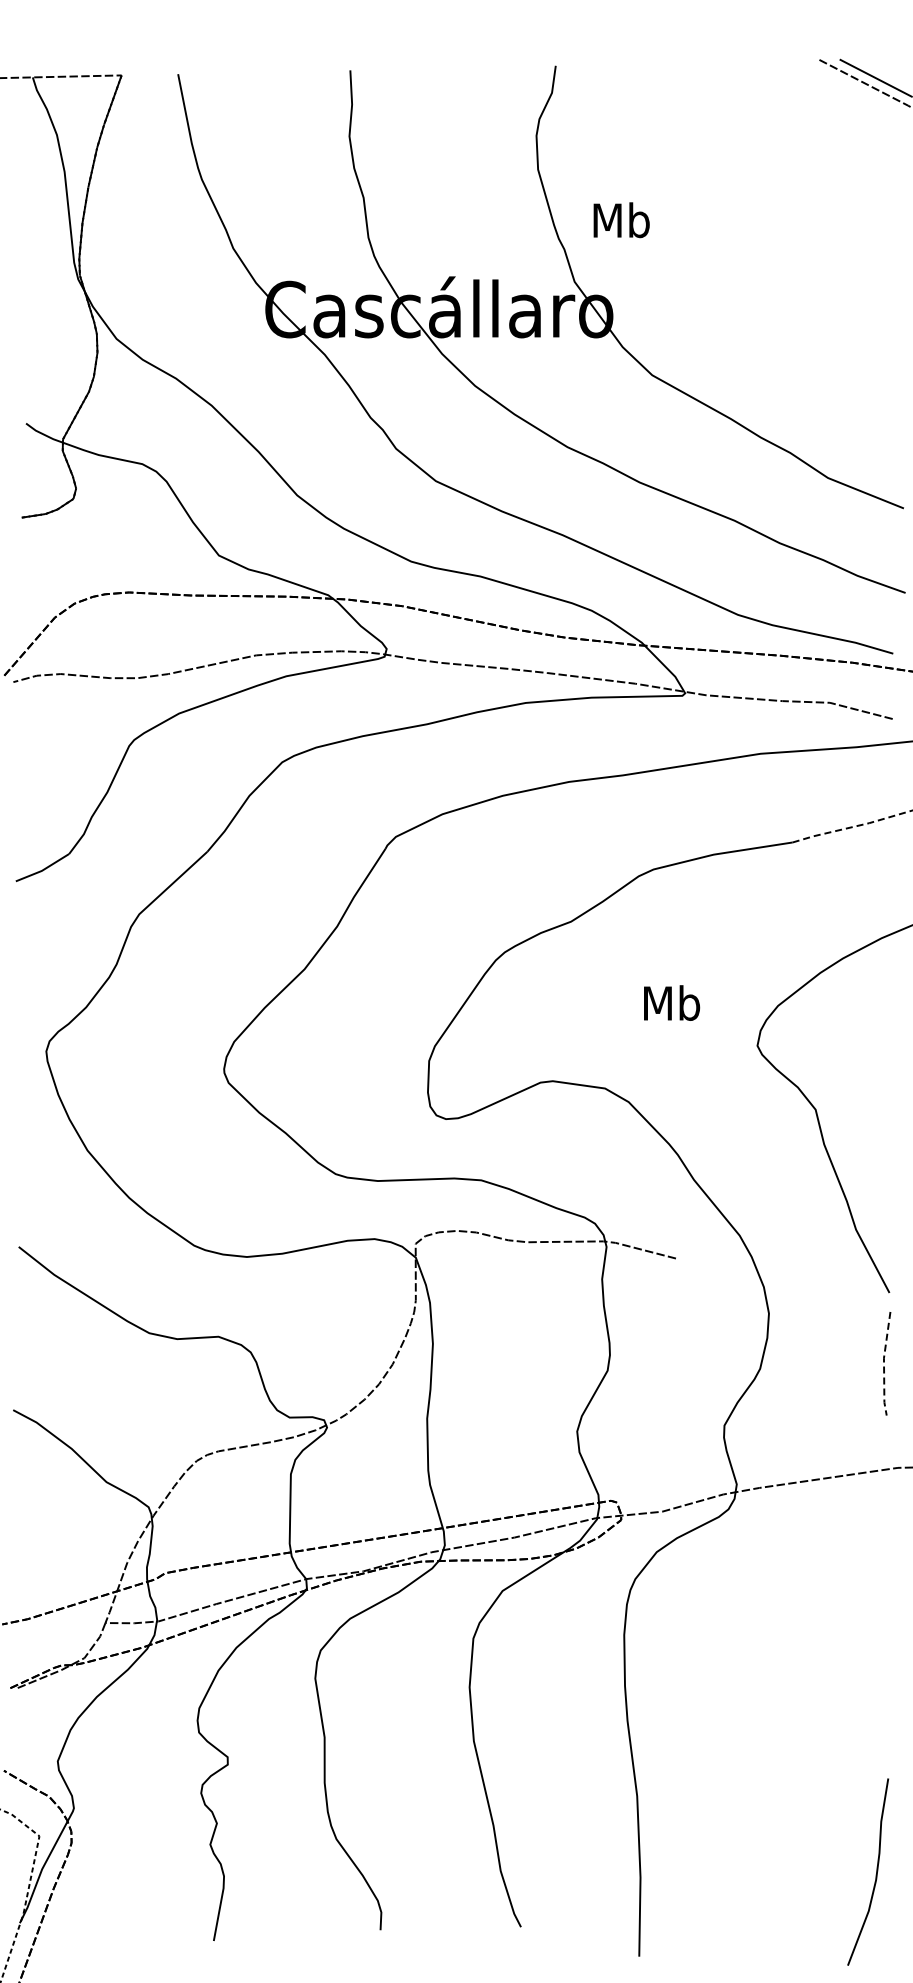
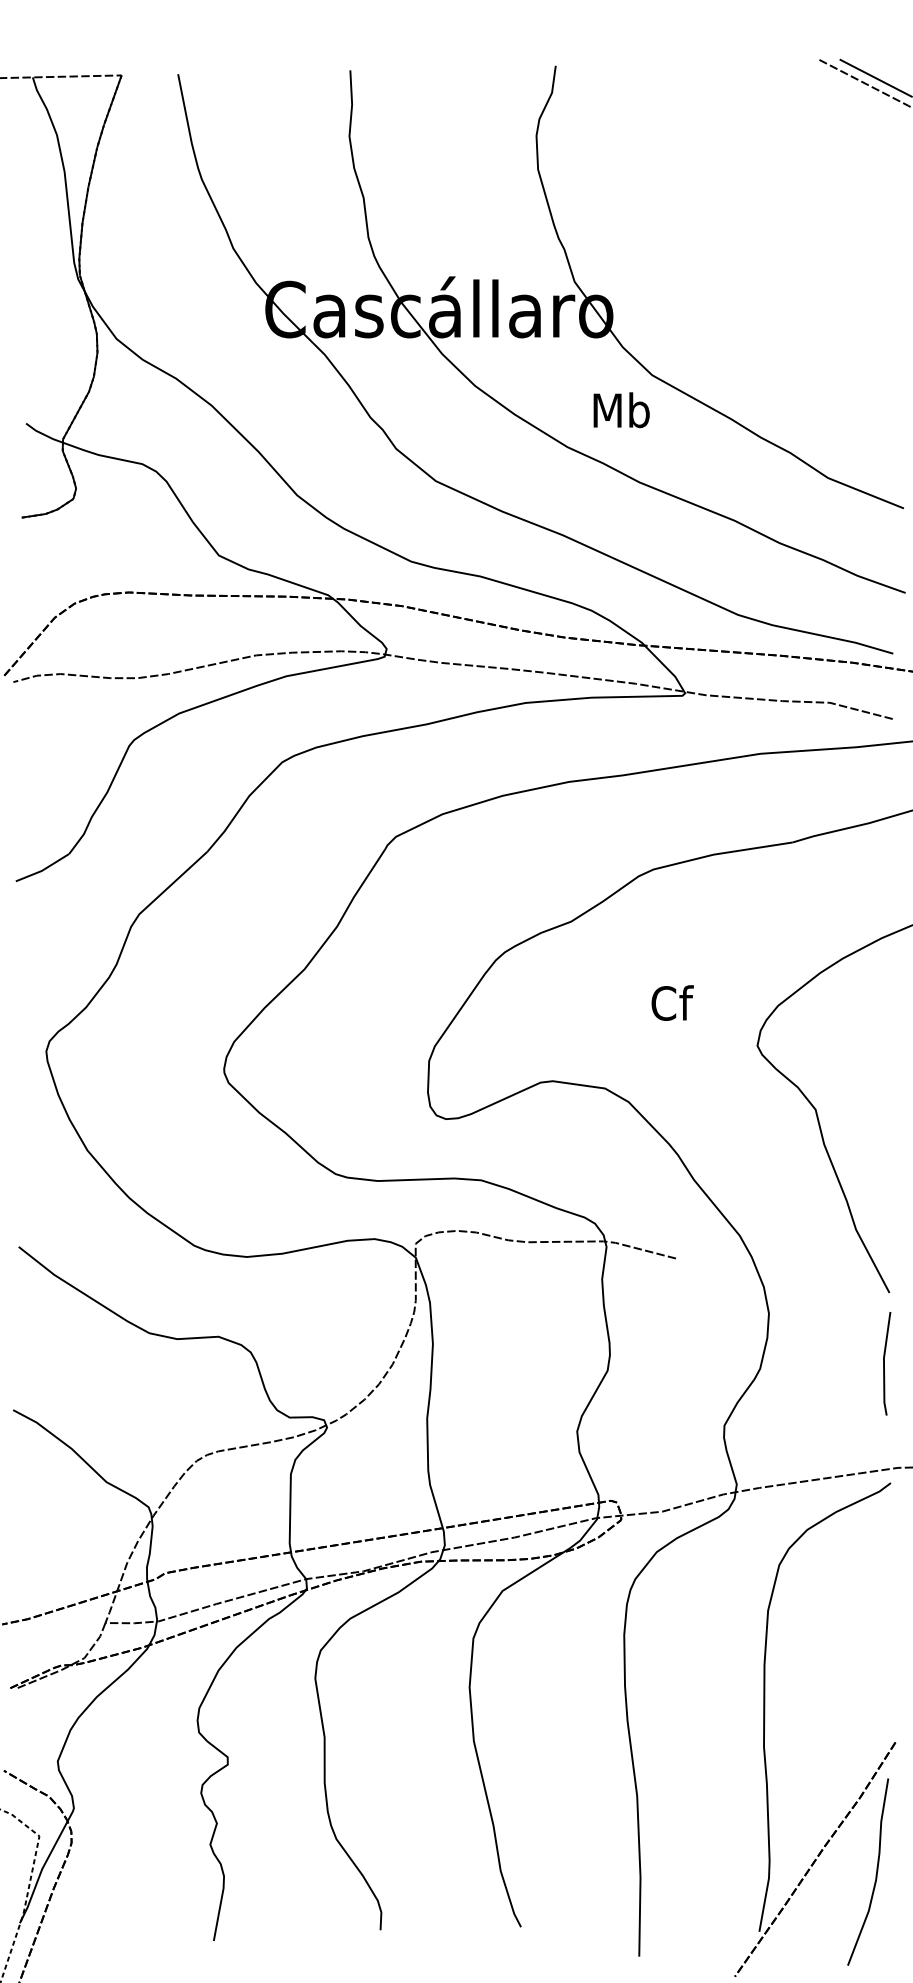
text position: (621, 220) -> (621, 410) (621, 410)
line: dashed -> solid (852, 827)
text: Mb -> Cf (672, 1002)
line: dashed -> solid (884, 1364)
part: none -> present (765, 1722)
